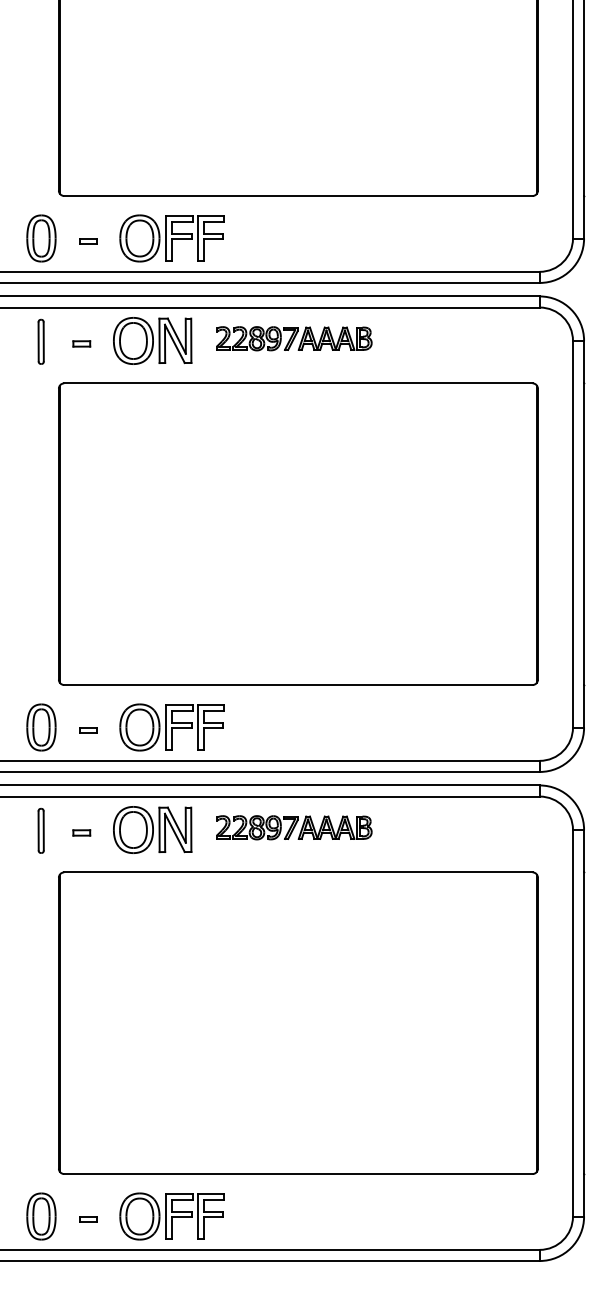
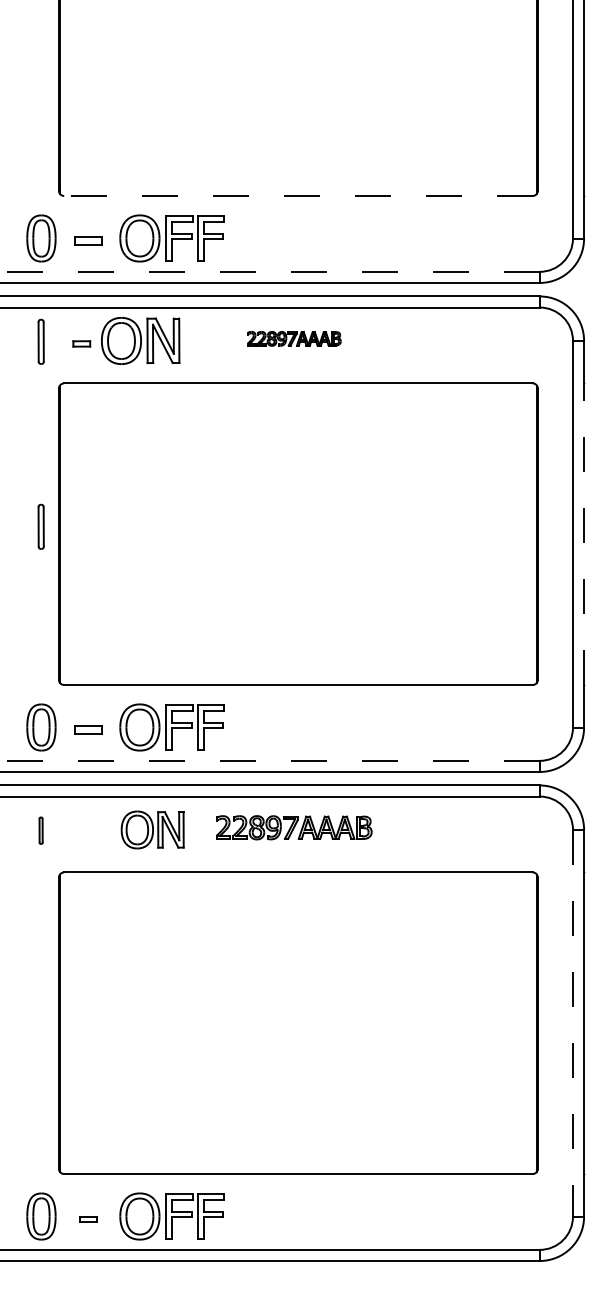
line: solid -> dashed (297, 196)
part size: 19x7 px -> 29x10 px (88, 240)
line: solid -> dashed (269, 271)
part size: 157x26 px -> 95x16 px (294, 338)
part position: (152, 340) -> (140, 340) (140, 340)
part: none -> present (40, 526)
line: solid -> dashed (584, 534)
part size: 19x7 px -> 29x10 px (88, 729)
line: solid -> dashed (269, 760)
part size: 80x48 px -> 65x40 px (152, 829)
part size: 8x47 px -> 6x29 px (40, 830)
part: present -> none (81, 832)
line: solid -> dashed (573, 1023)
